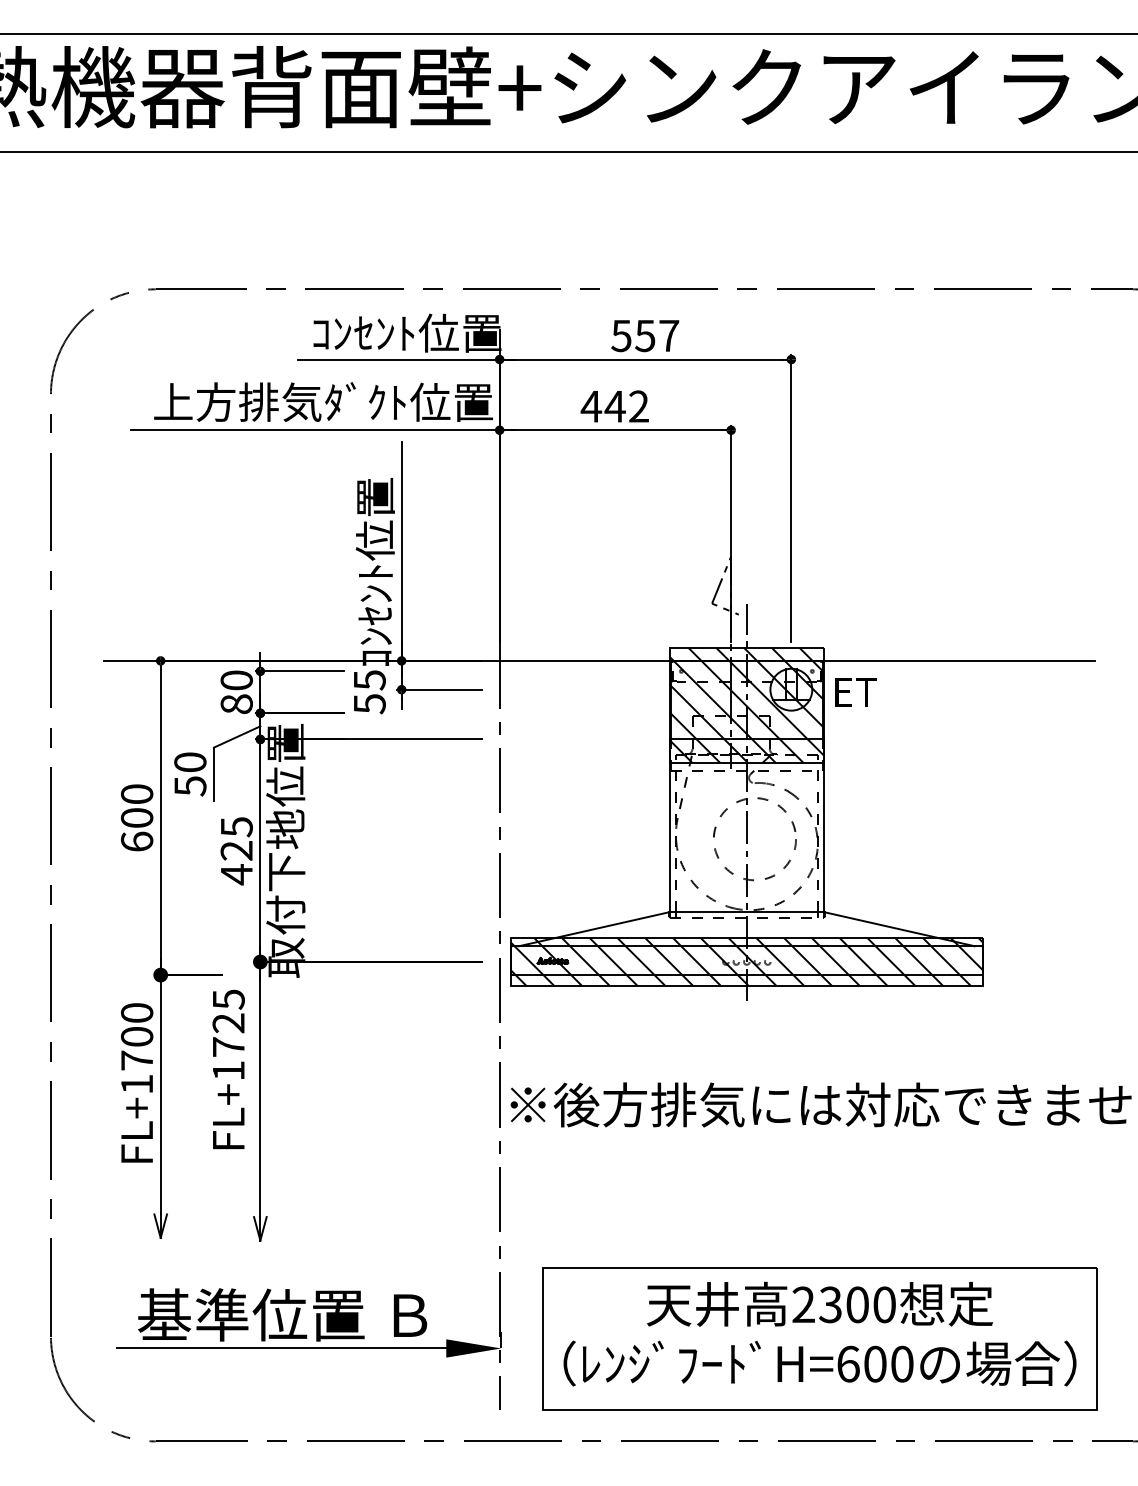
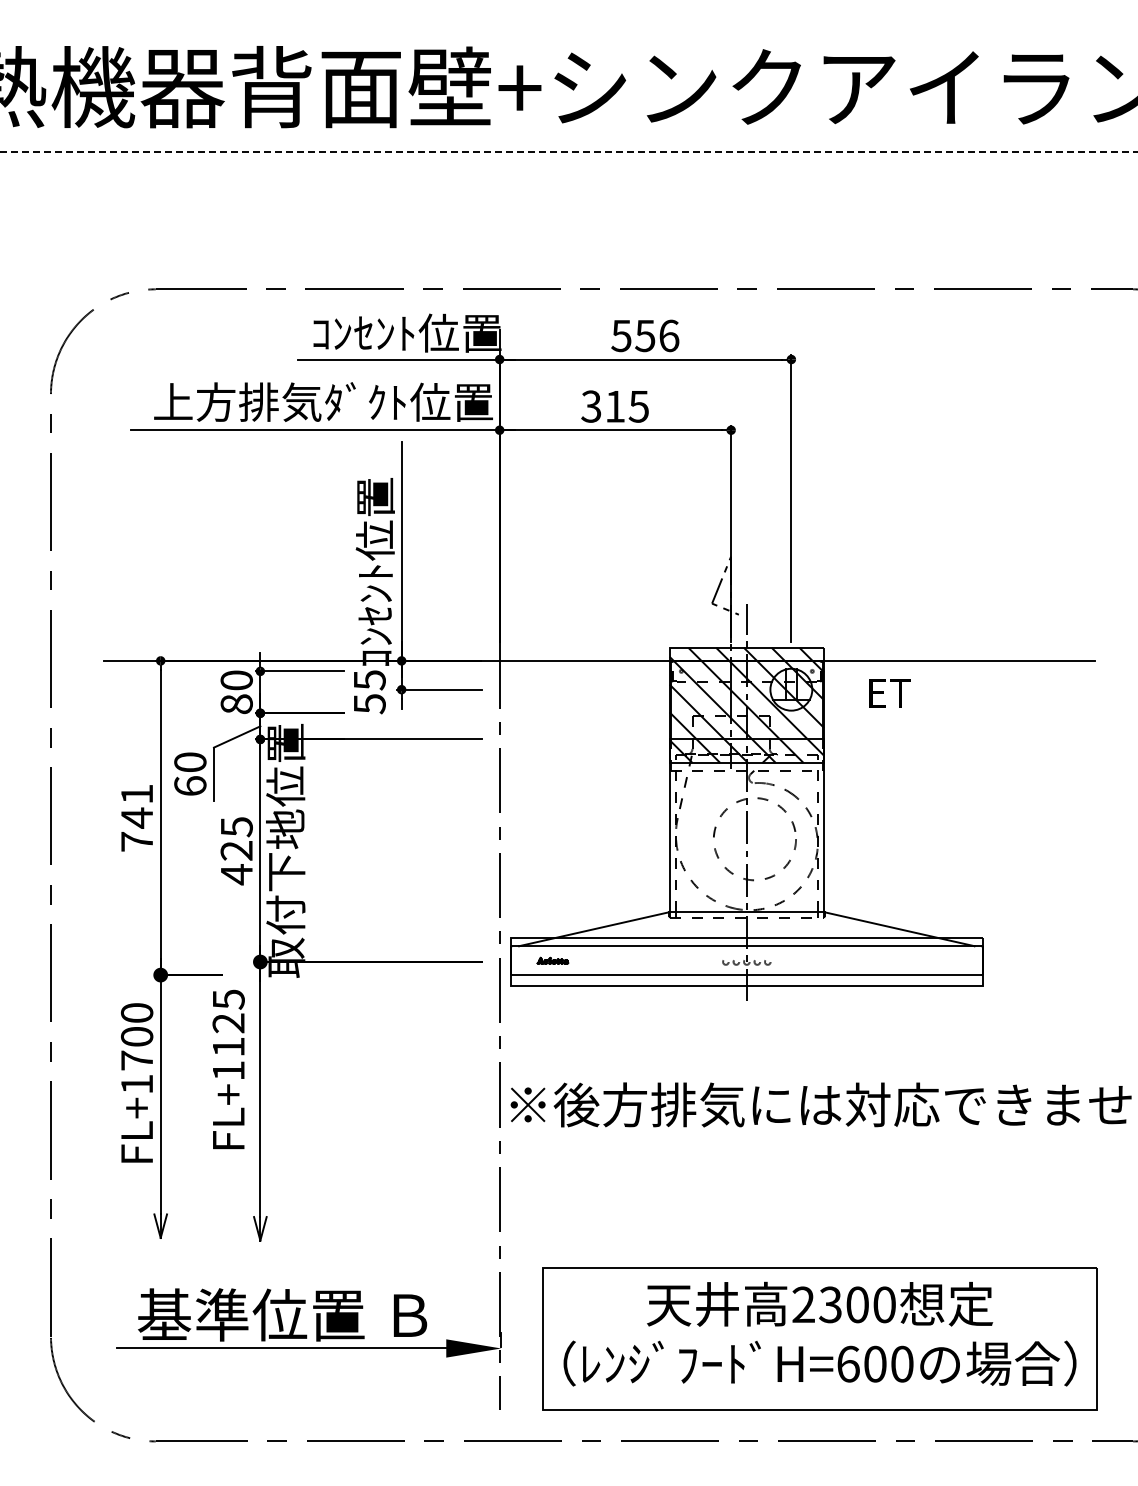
line: present -> none (568, 33)
line: solid -> dashed (568, 152)
text: 557 -> 556 (669, 335)
text: 442 -> 315 (614, 406)
text position: (855, 692) -> (889, 693) (889, 693)
text: 50 -> 60 (190, 786)
text: 600 -> 741 (136, 817)
hatch: present -> none (746, 961)
text: FL+1725 -> FL+1125 (228, 1046)
